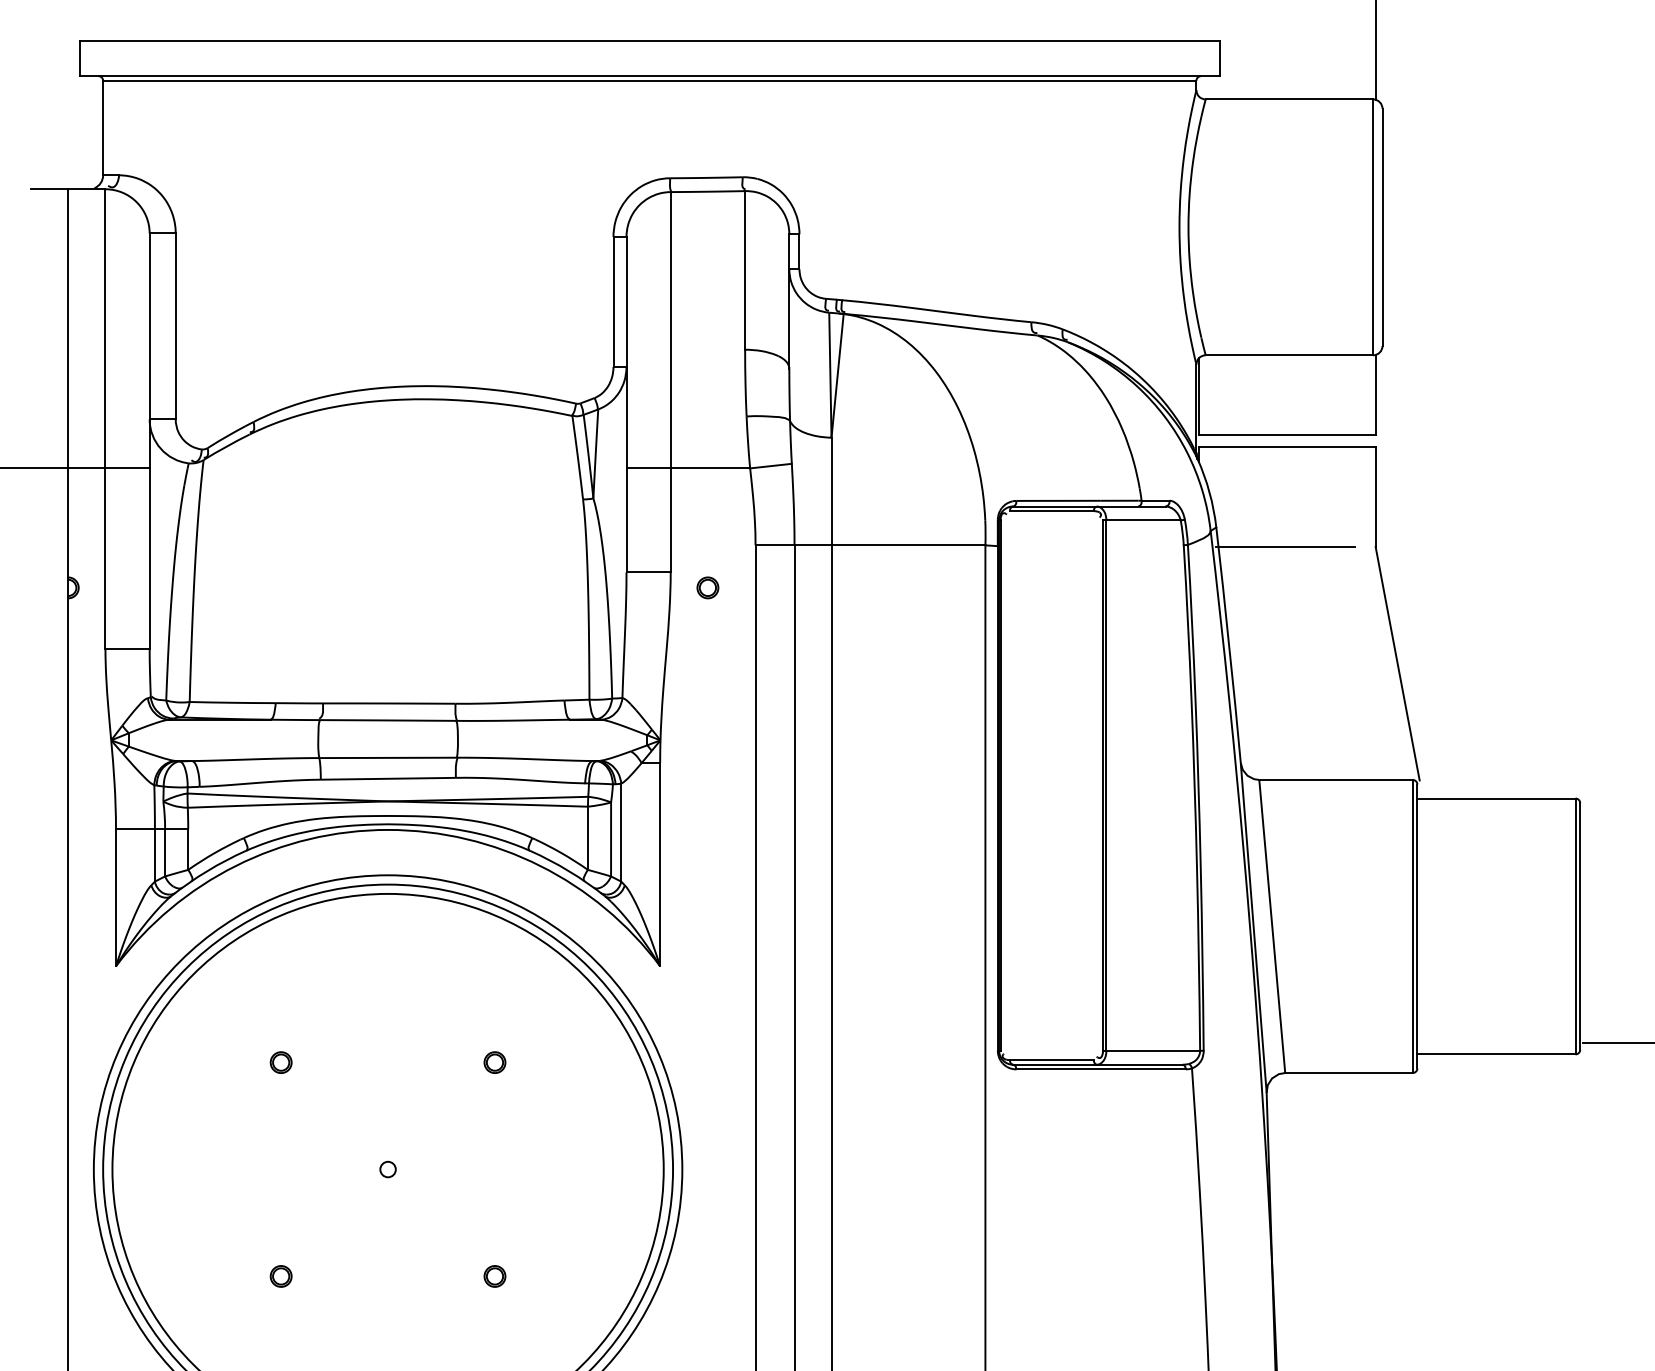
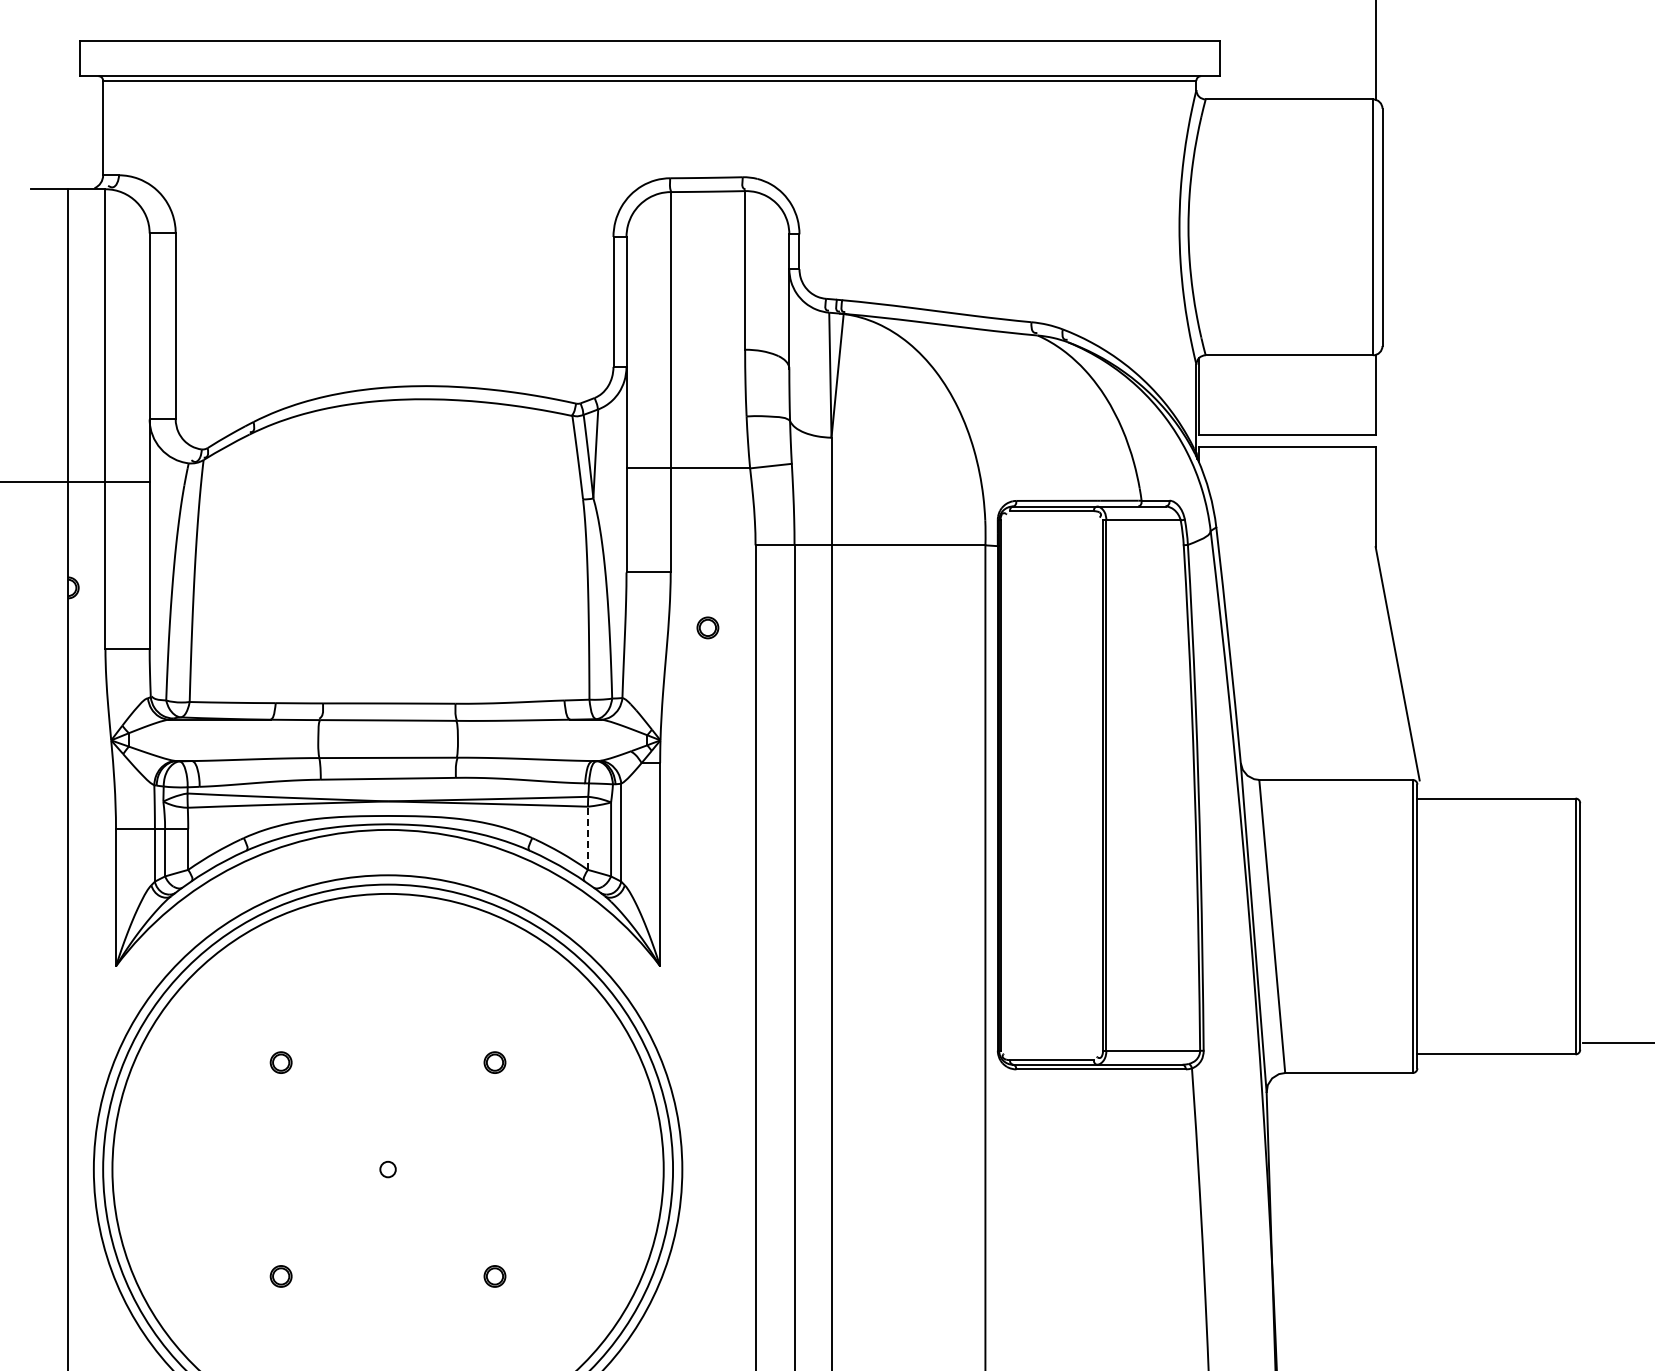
line position: (75, 468) -> (75, 482) (75, 482)
line: present -> none (1284, 547)
part position: (707, 587) -> (707, 627) (707, 627)
line: solid -> dashed (587, 838)
